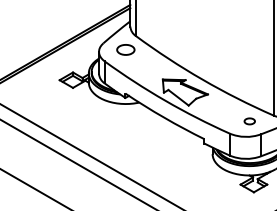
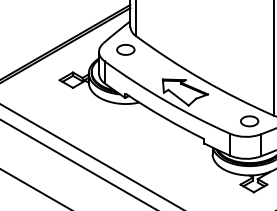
part size: 13x9 px -> 20x13 px (249, 121)
